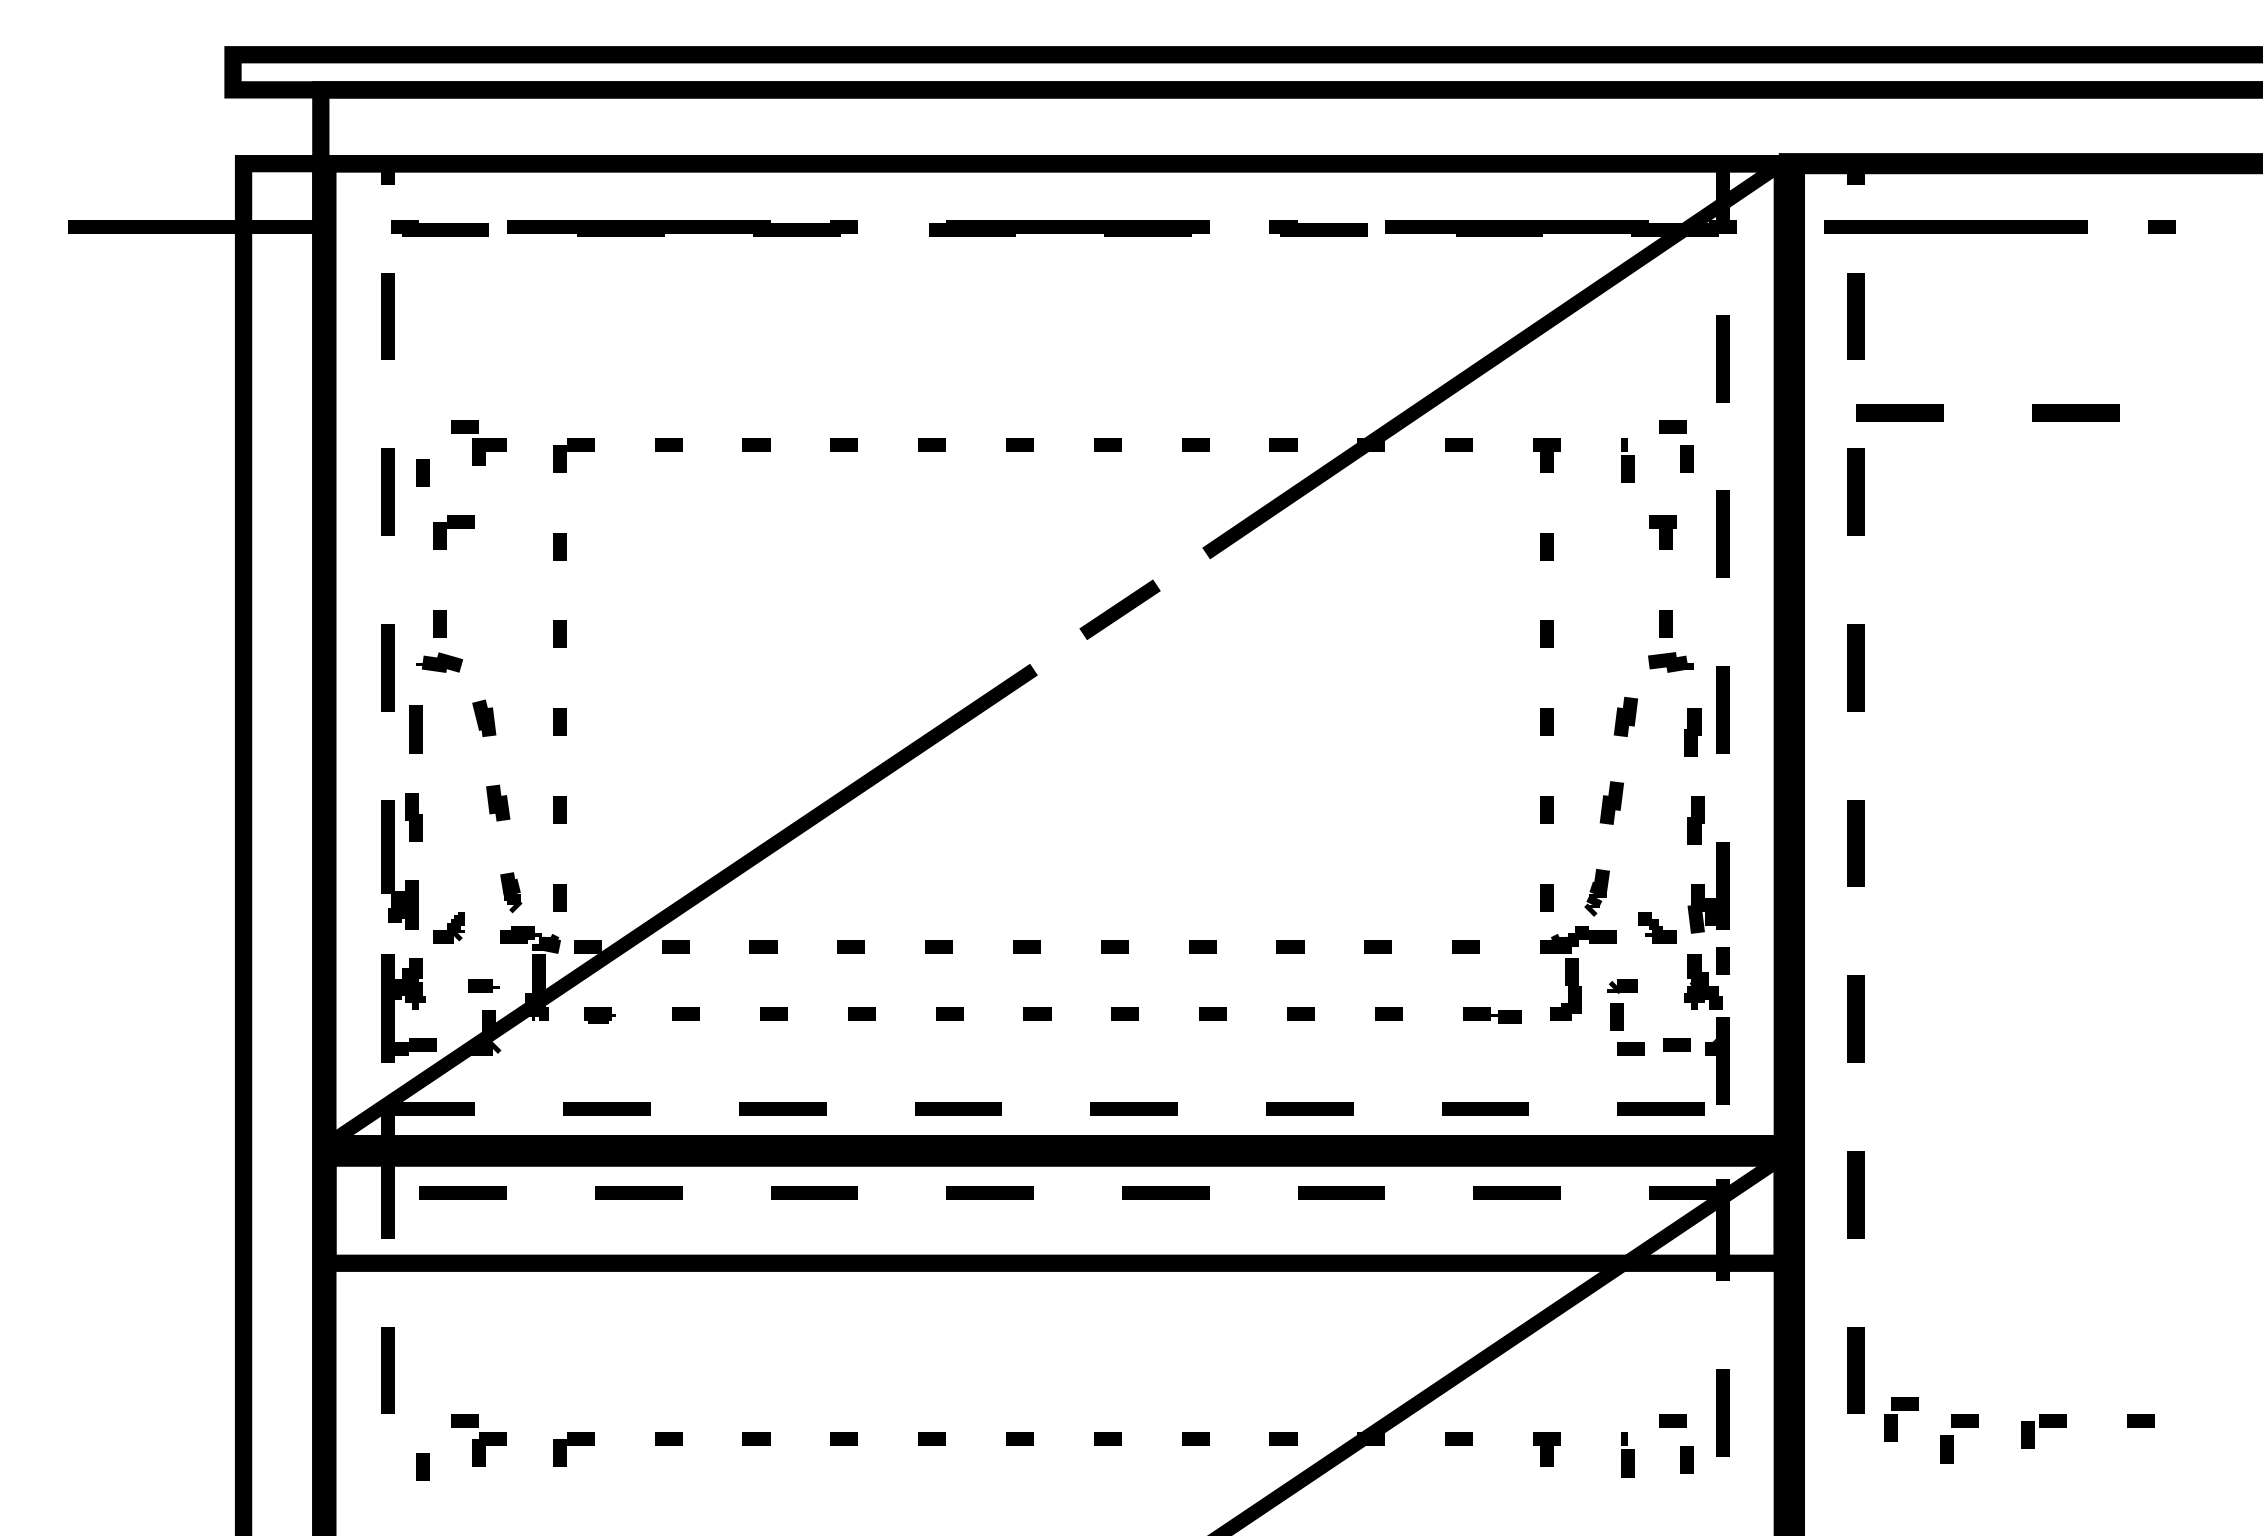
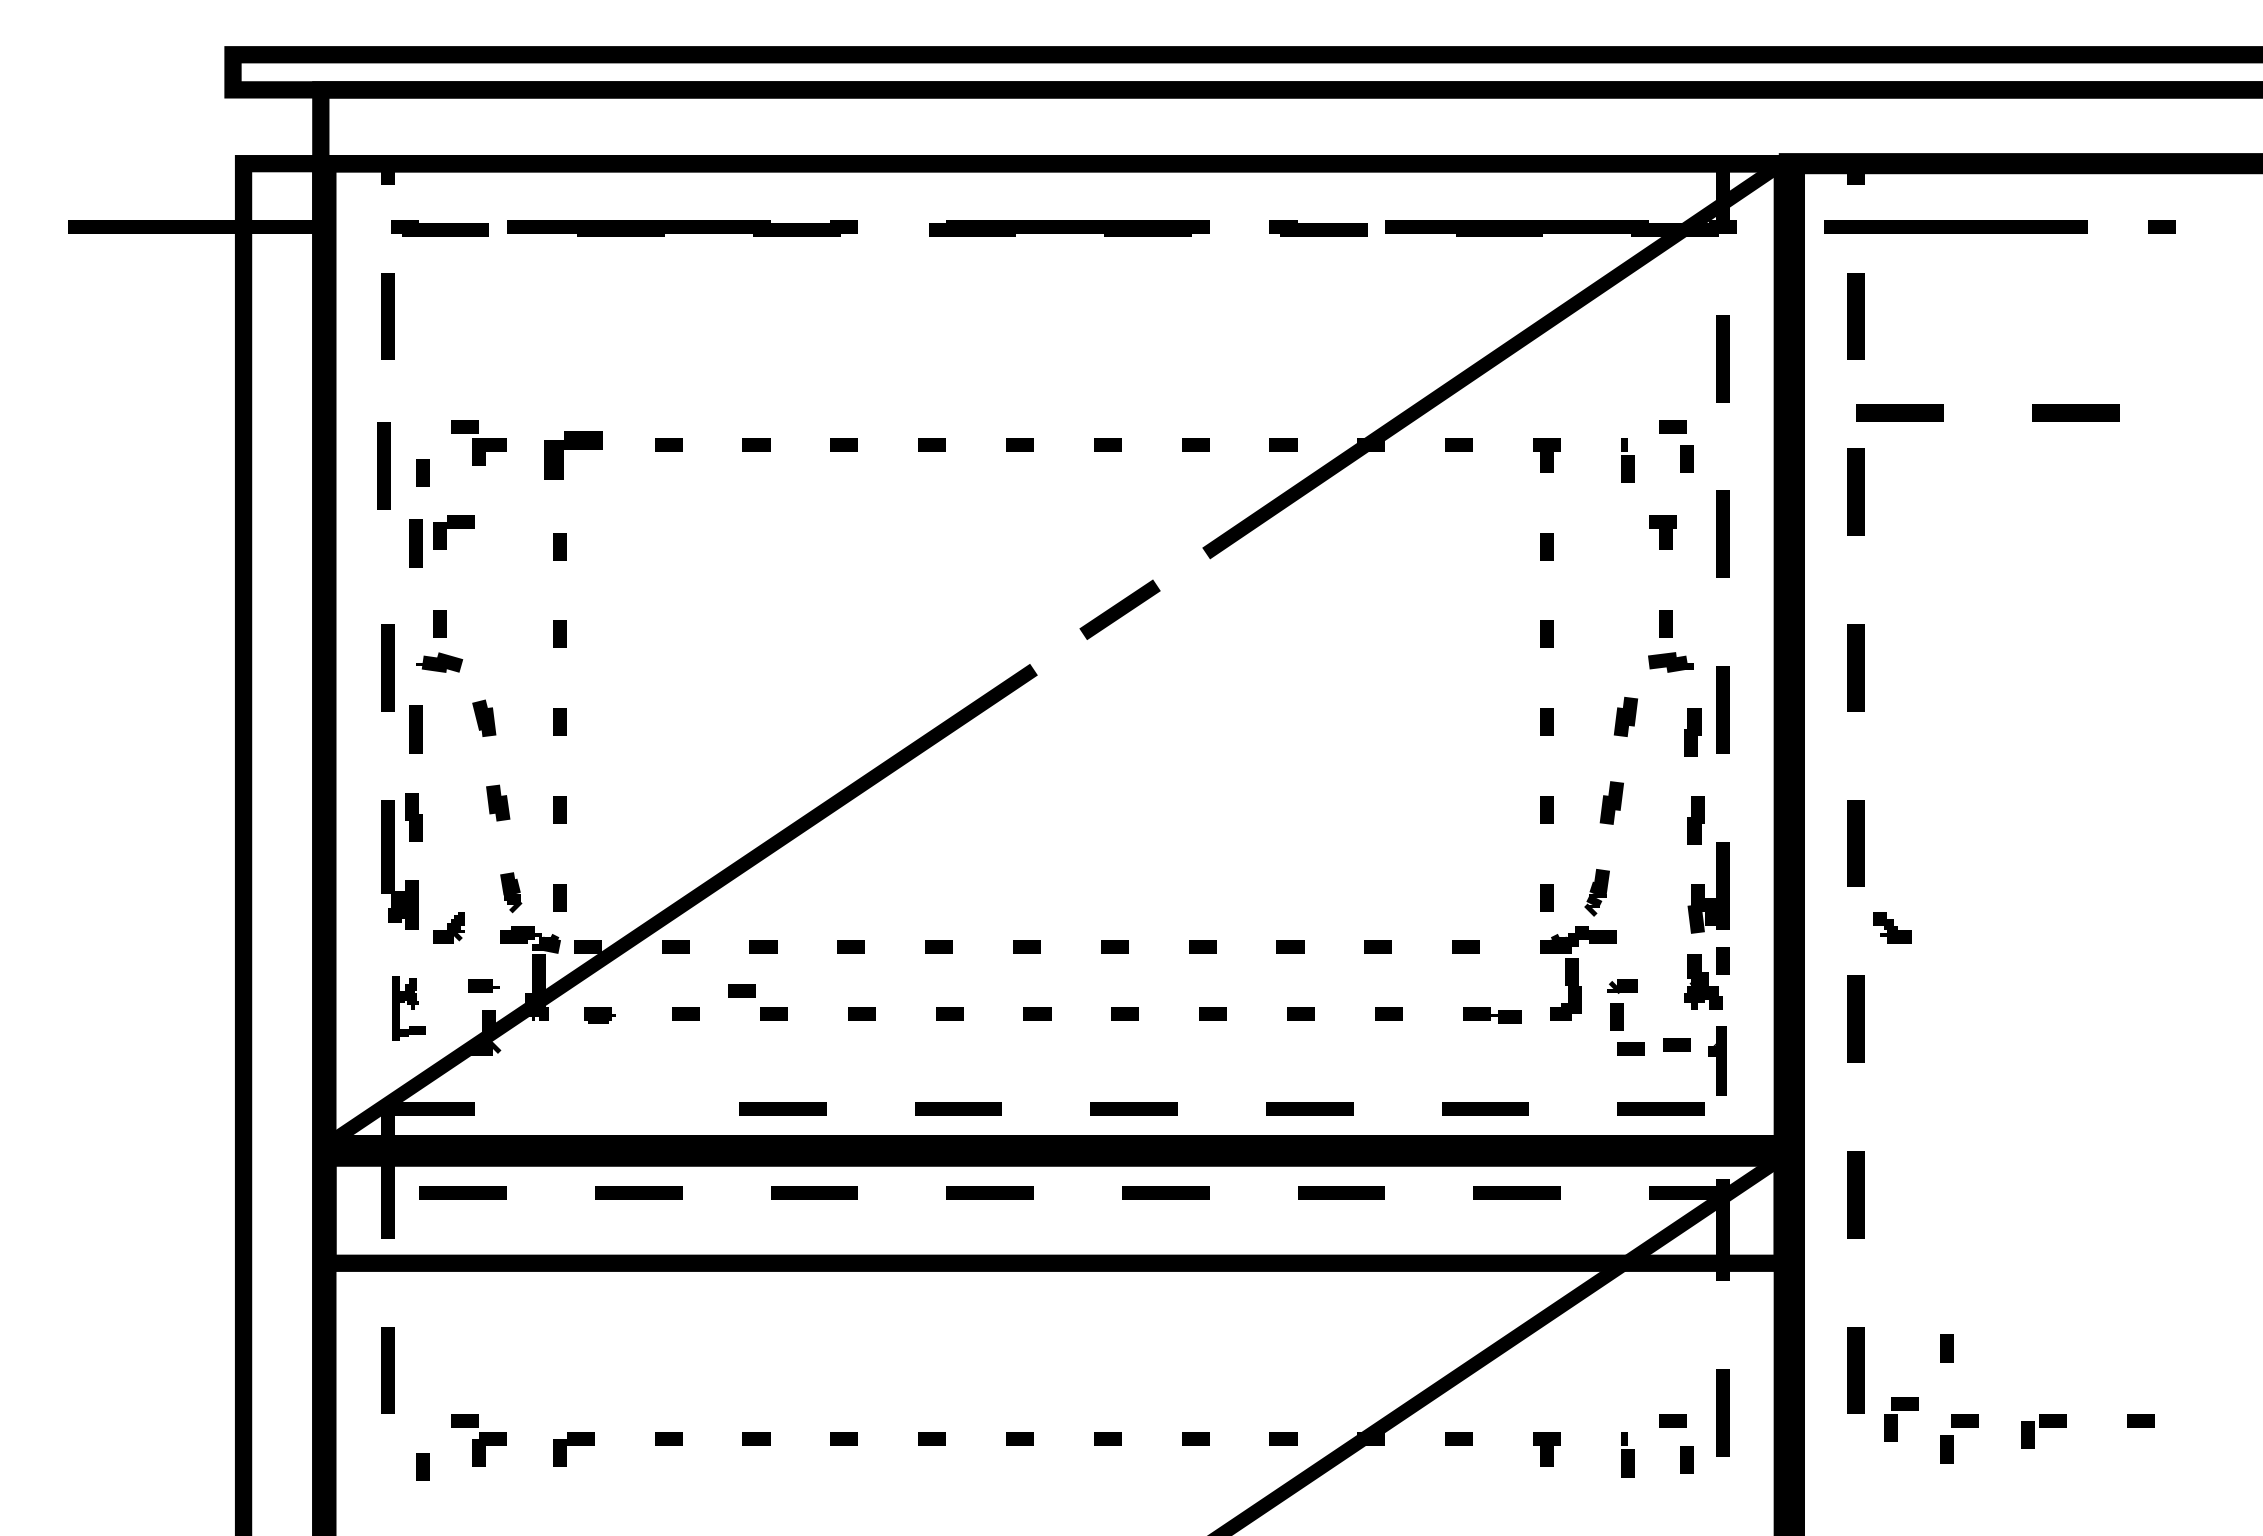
part size: 42x35 px -> 59x49 px (573, 455)
line position: (387, 491) -> (383, 465) (383, 465)
part: none -> present (415, 543)
part position: (1657, 927) -> (1892, 927) (1892, 927)
line: none -> present (741, 990)
part size: 56x109 px -> 34x65 px (408, 1008)
part size: 25x88 px -> 19x70 px (1717, 1060)
line: present -> none (606, 1108)
line: none -> present (1946, 1348)
